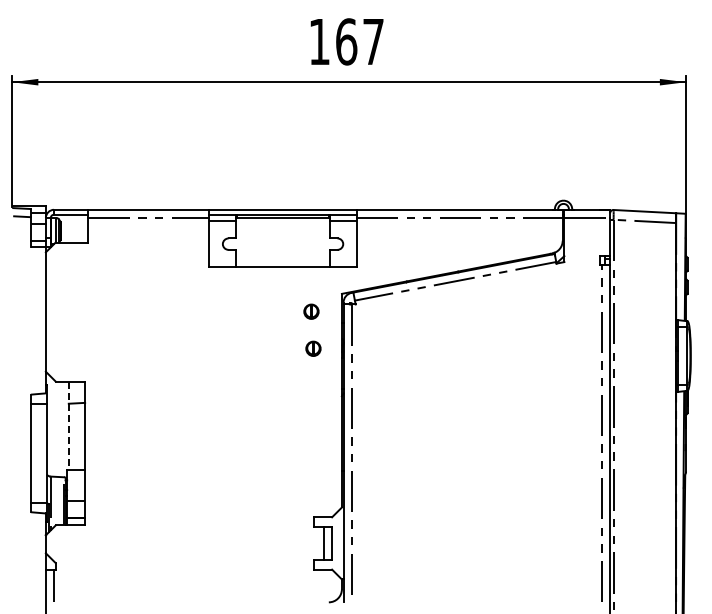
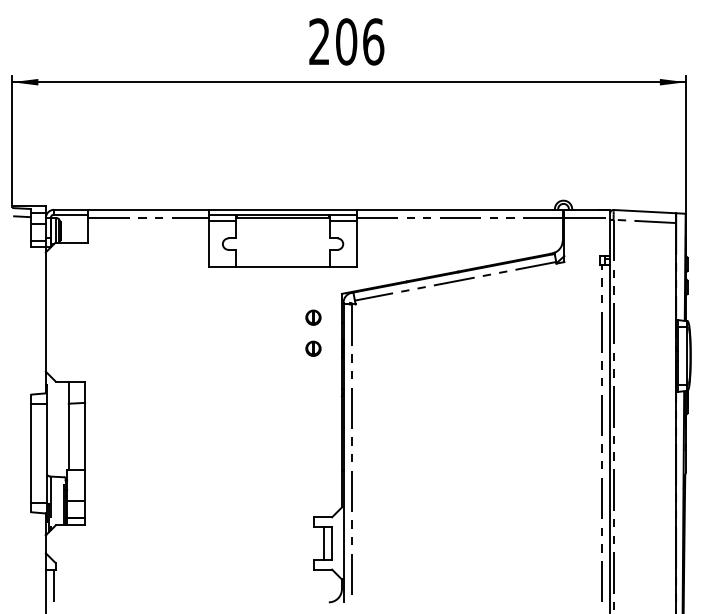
text: 167 -> 206 (346, 41)
part position: (311, 311) -> (313, 317) (313, 317)
line: dashed -> solid (68, 426)
